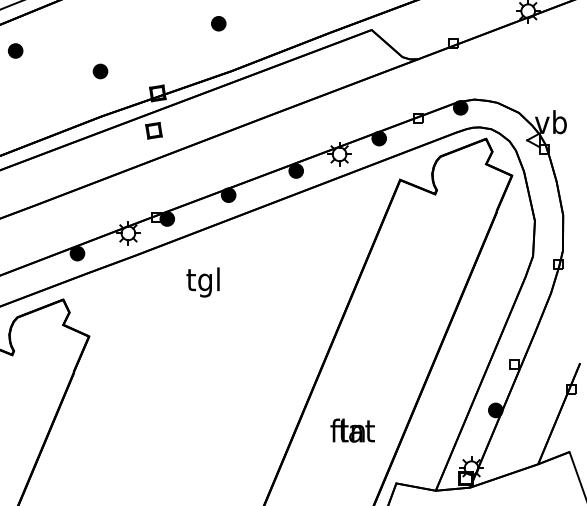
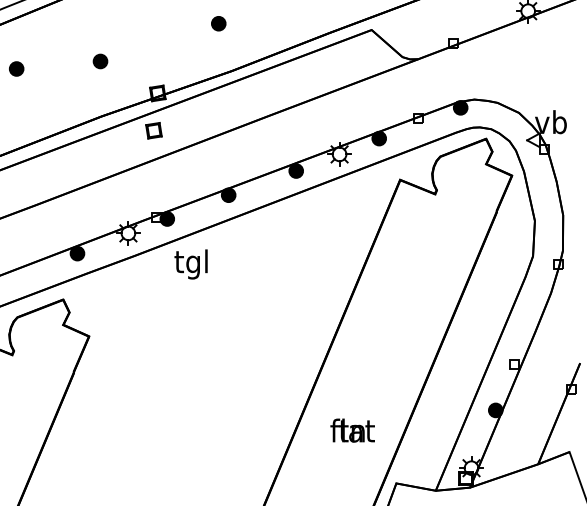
part position: (15, 50) -> (16, 68) (16, 68)
part position: (100, 71) -> (100, 61) (100, 61)
text position: (202, 282) -> (190, 264) (190, 264)
